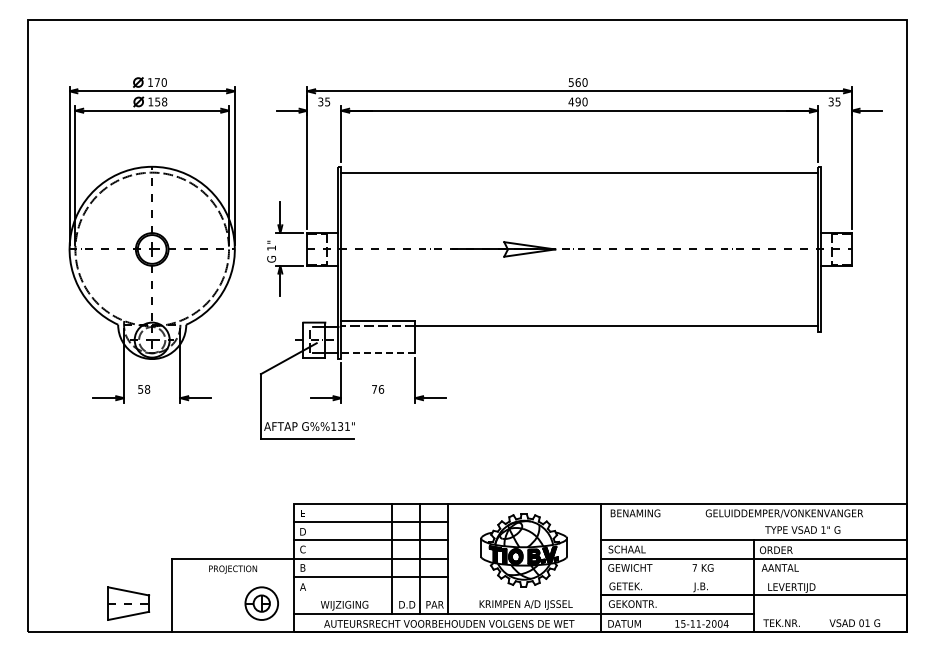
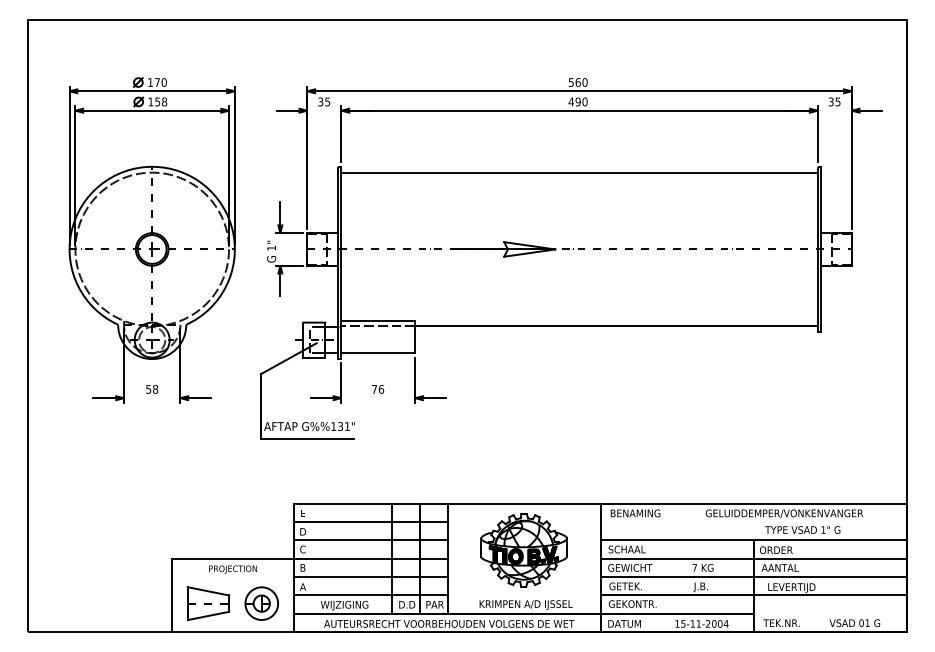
line: dashed -> solid (378, 353)
text position: (144, 389) -> (152, 389) (152, 389)
line: none -> present (753, 577)
line: none -> present (370, 595)
part position: (128, 603) -> (208, 603) (208, 603)
